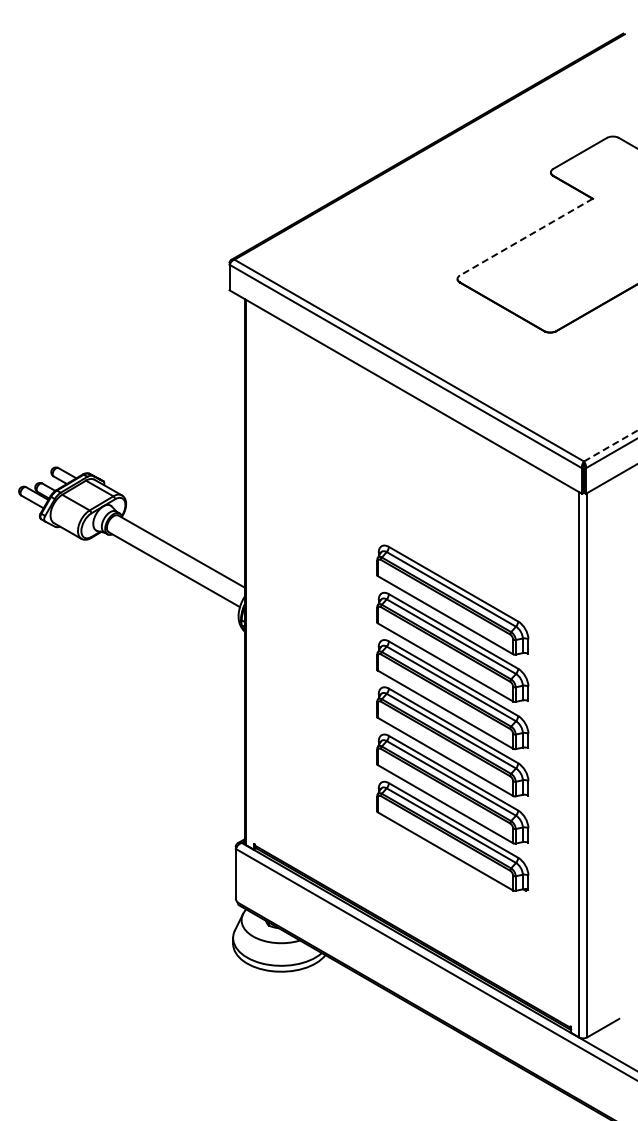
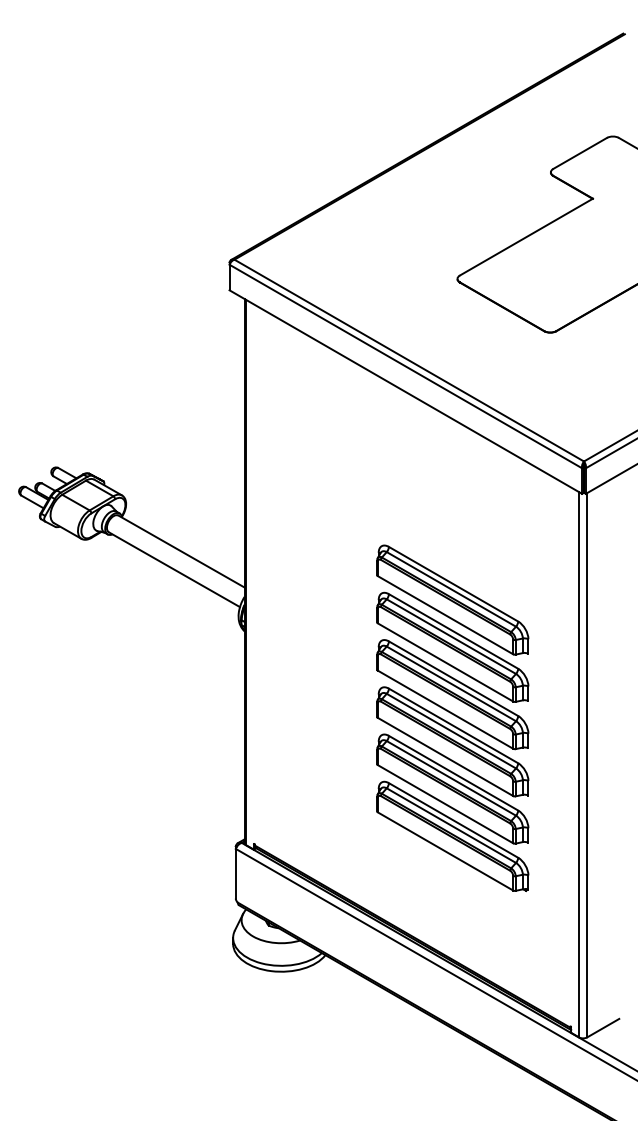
line: dashed -> solid (526, 237)
line: dashed -> solid (610, 446)
